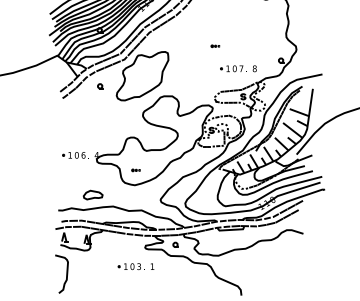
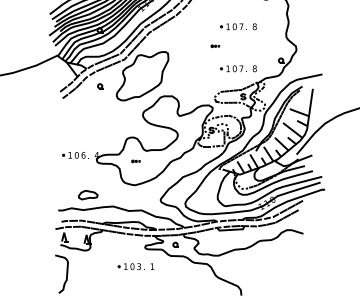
part: none -> present (238, 26)
part position: (135, 170) -> (135, 161) (135, 161)
part position: (92, 194) -> (87, 194) (87, 194)
